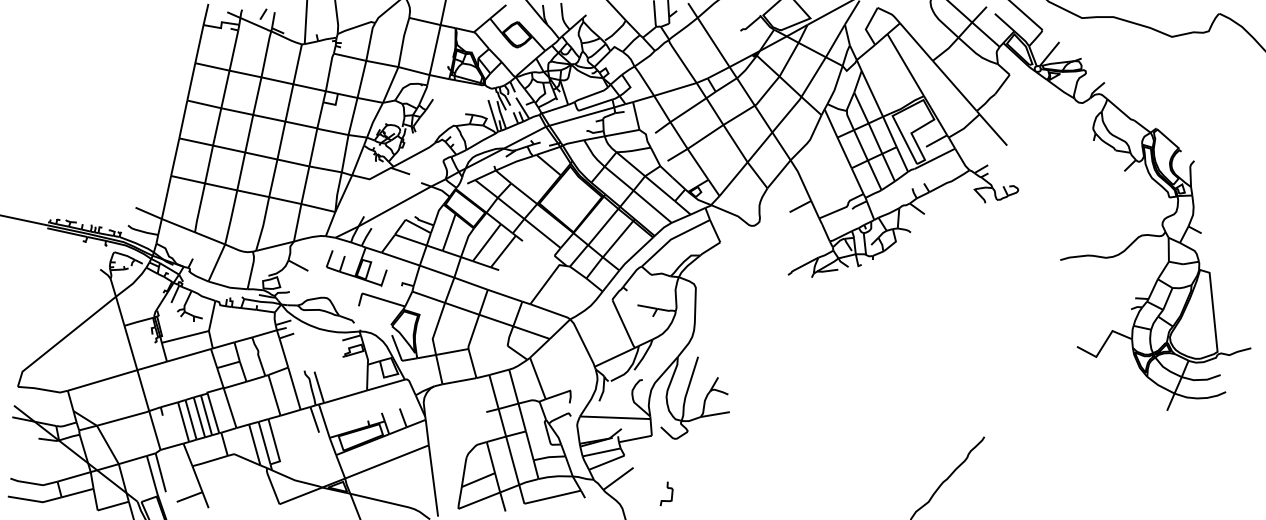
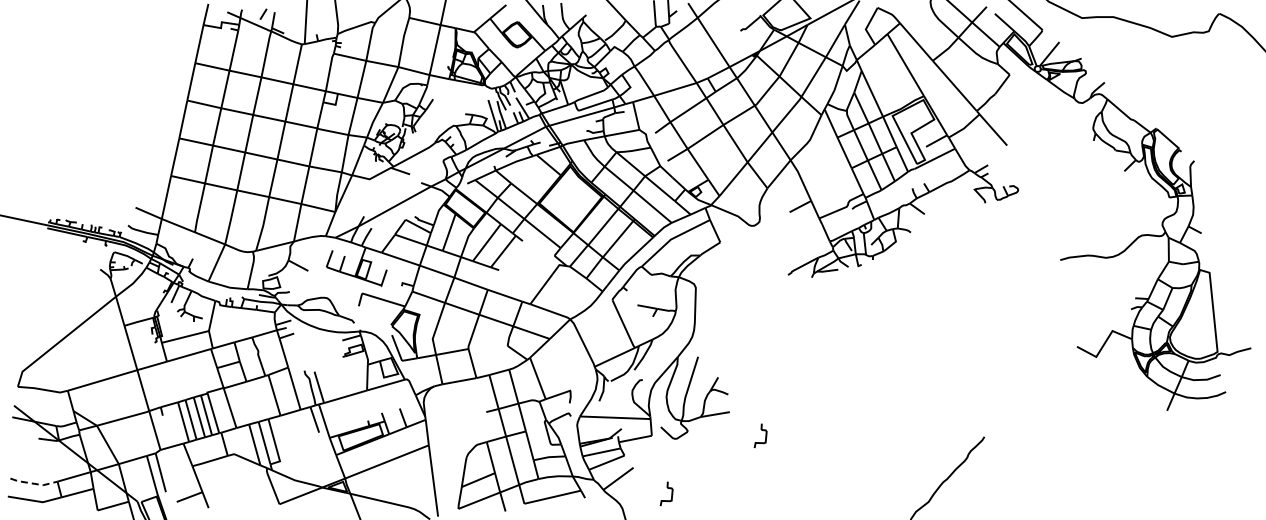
curve: none -> present (763, 431)
line: solid -> dashed (34, 483)
